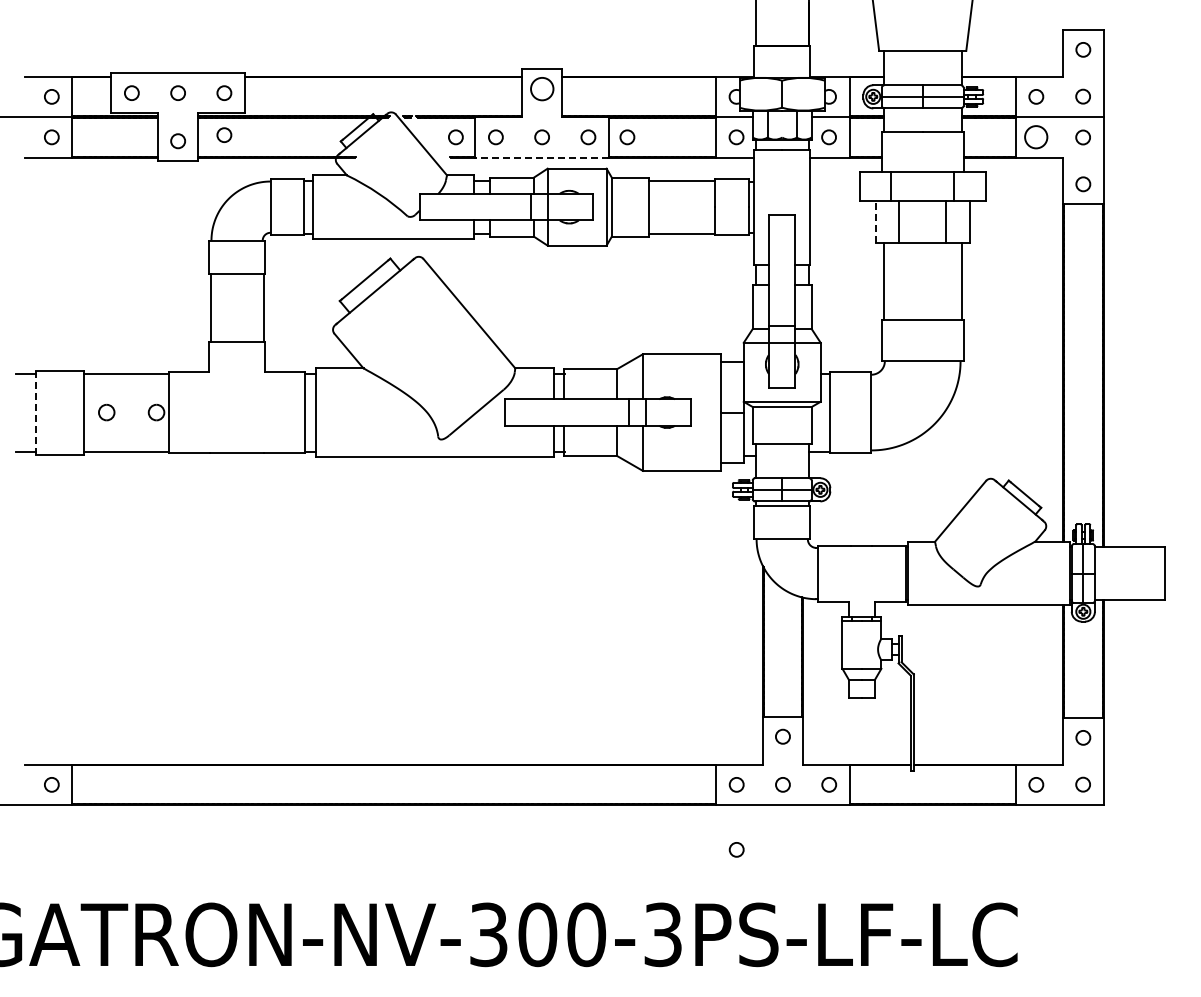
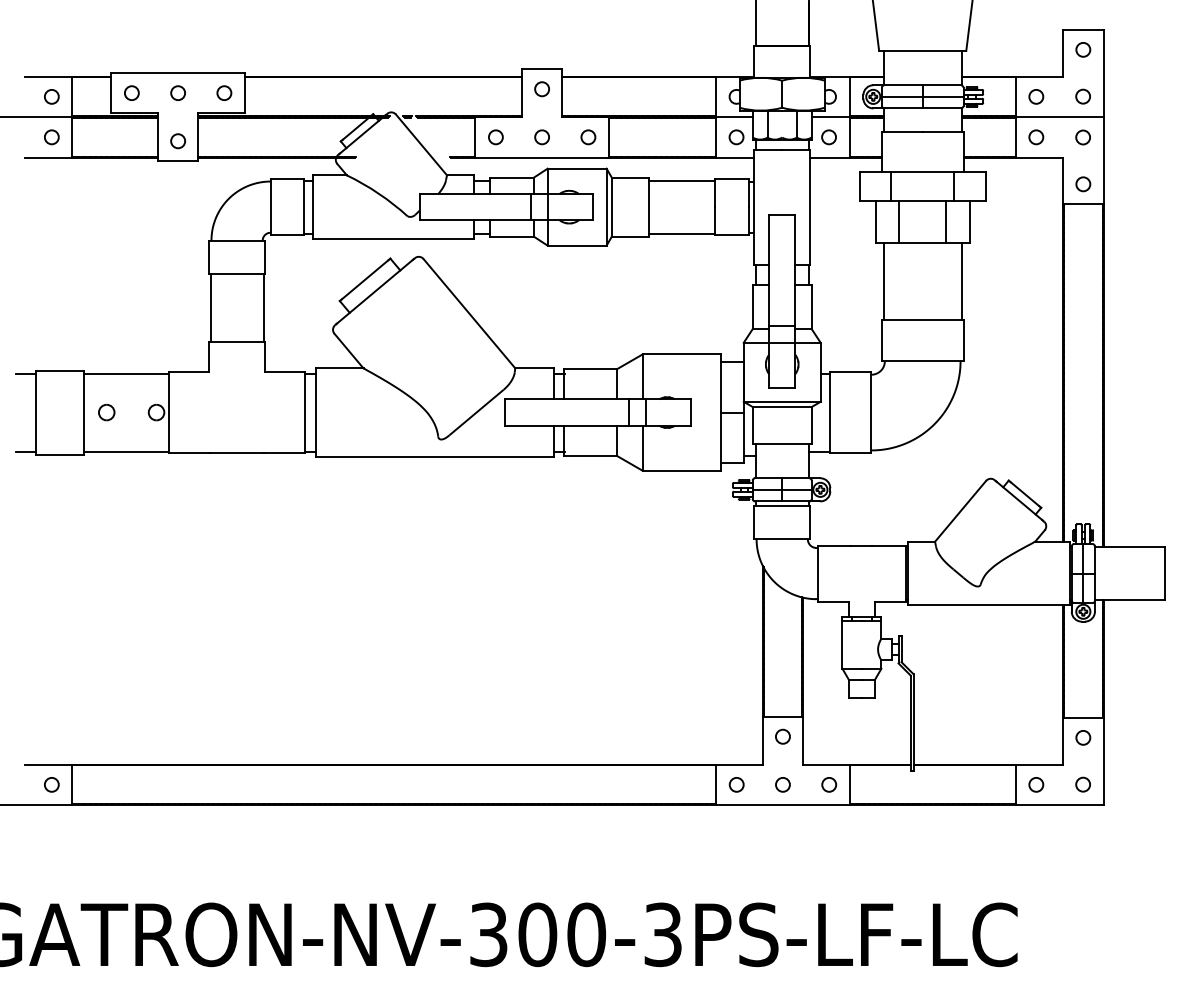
circle size: 25x25 px -> 16x17 px (541, 89)
circle: present -> none (224, 134)
circle: present -> none (455, 137)
circle: present -> none (627, 137)
circle size: 25x25 px -> 17x17 px (1036, 137)
line: dashed -> solid (542, 157)
line: dashed -> solid (875, 221)
line: dashed -> solid (36, 412)
circle: present -> none (736, 849)
